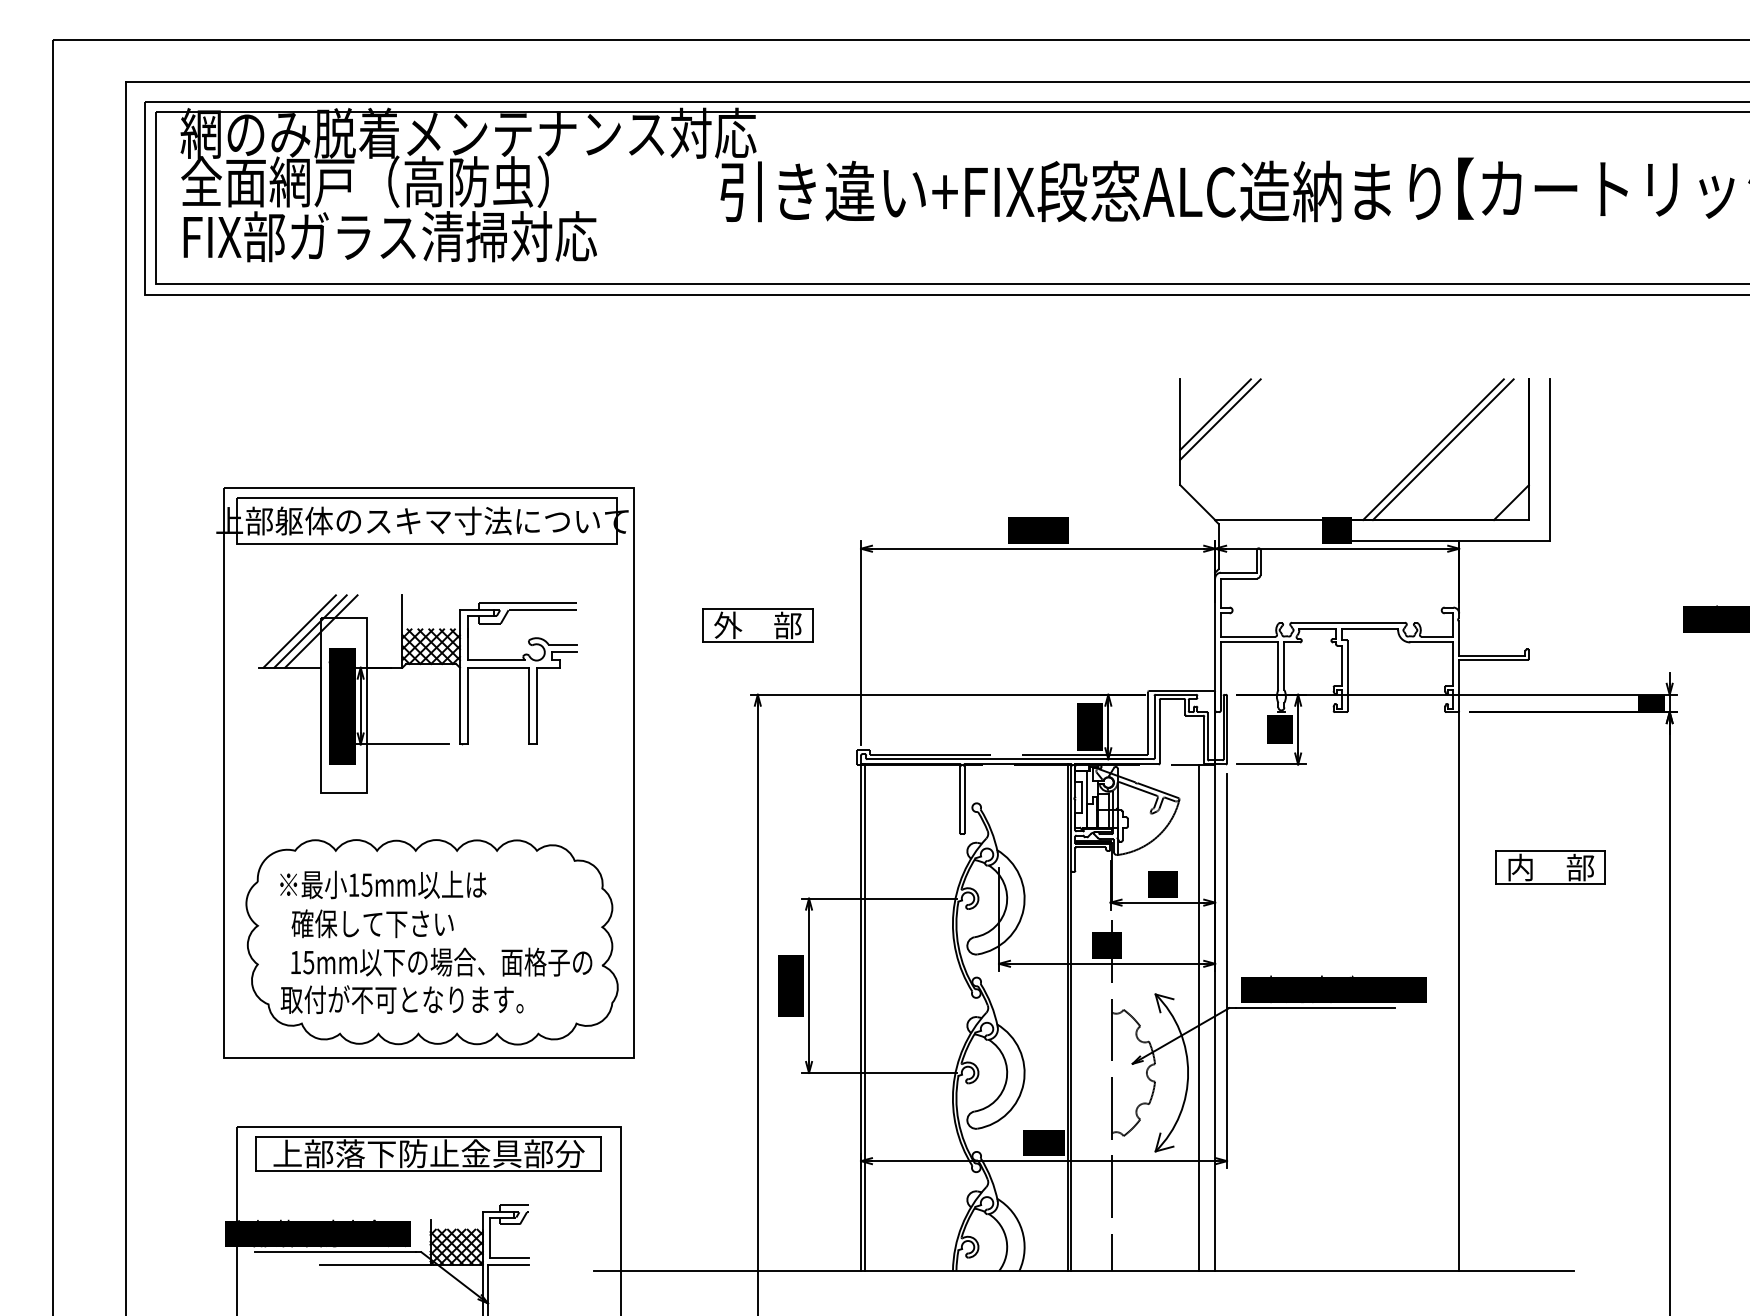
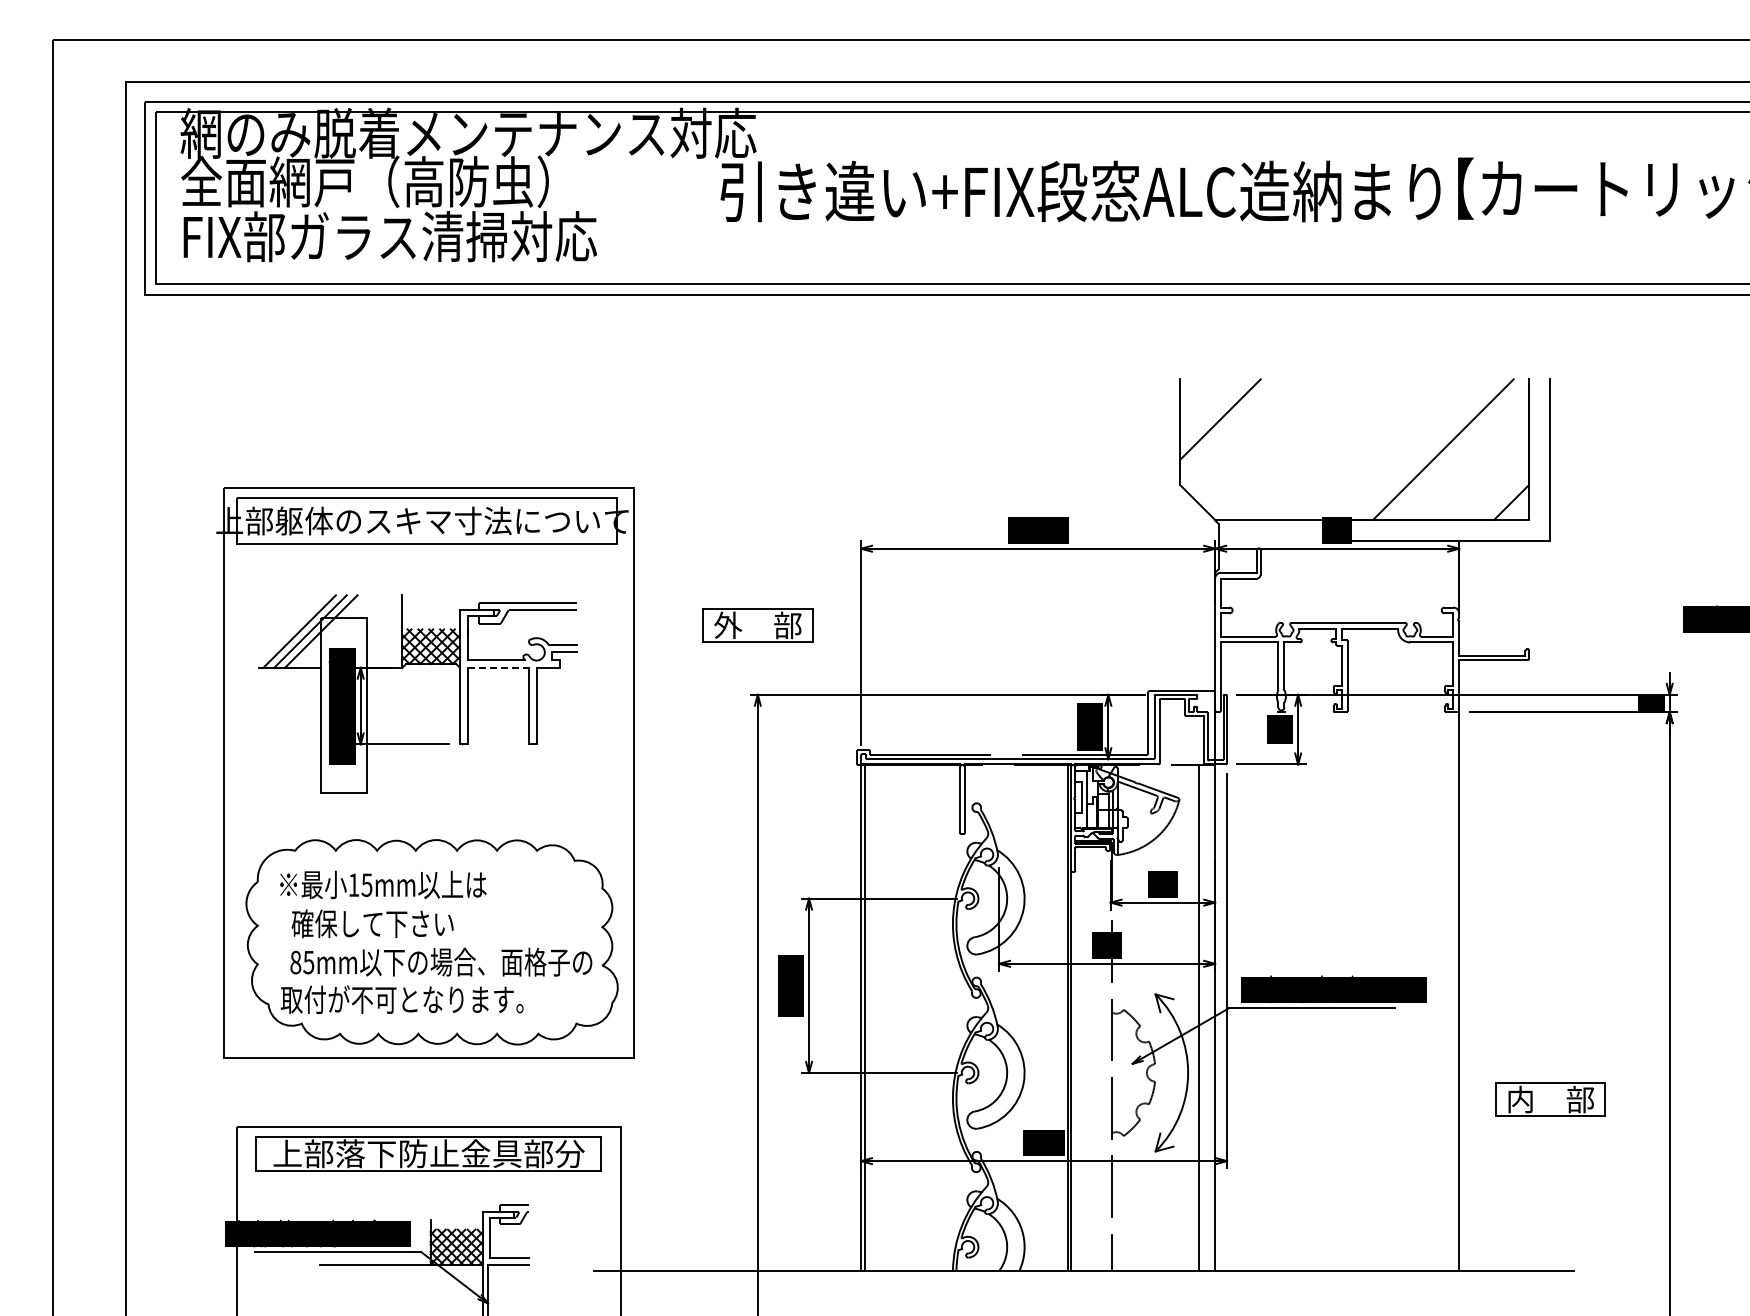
line: present -> none (1215, 414)
line: present -> none (1433, 449)
line: solid -> dashed (498, 667)
part position: (1550, 867) -> (1550, 1099) (1550, 1099)
text: 15mm -> 85mm (295, 962)
